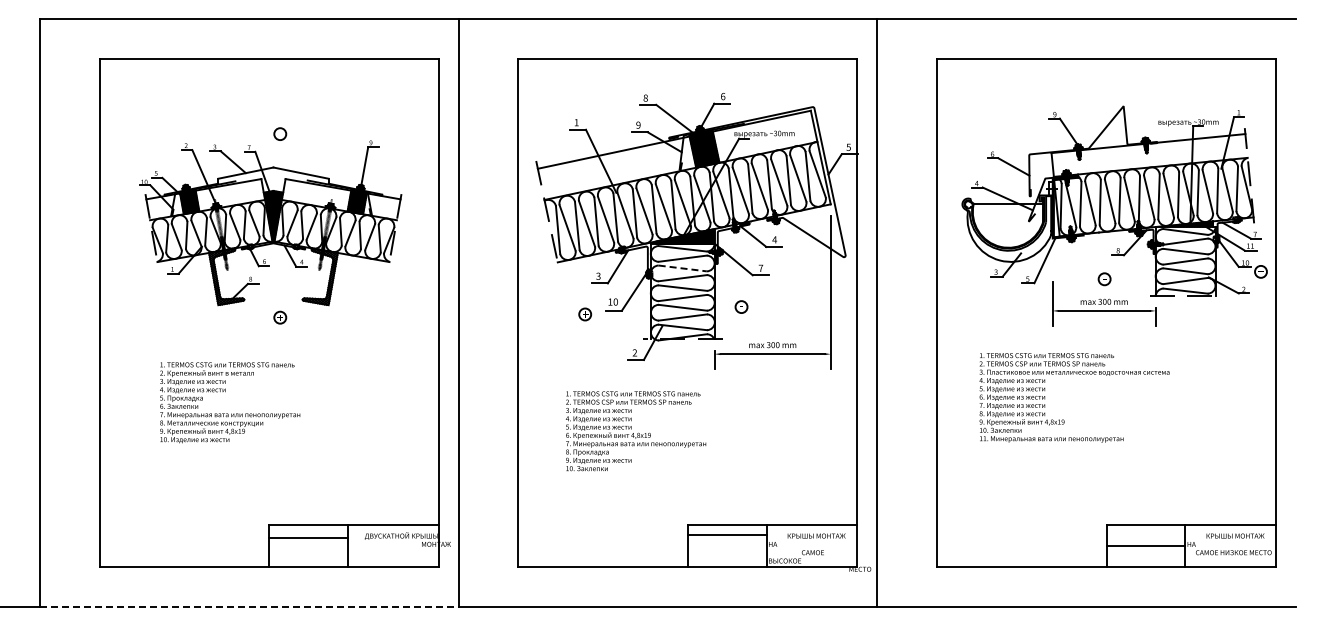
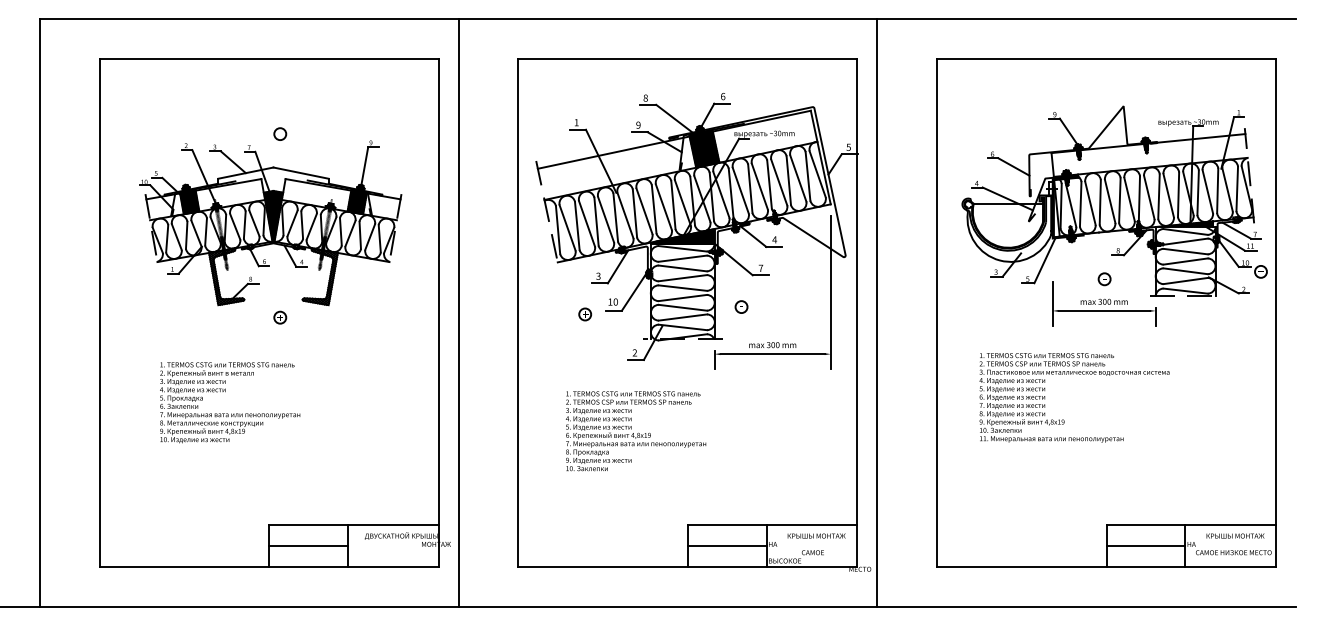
line: dashed -> solid (683, 268)
line position: (726, 535) -> (726, 546) (726, 546)
line position: (308, 538) -> (308, 546) (308, 546)
line: dashed -> solid (249, 607)
